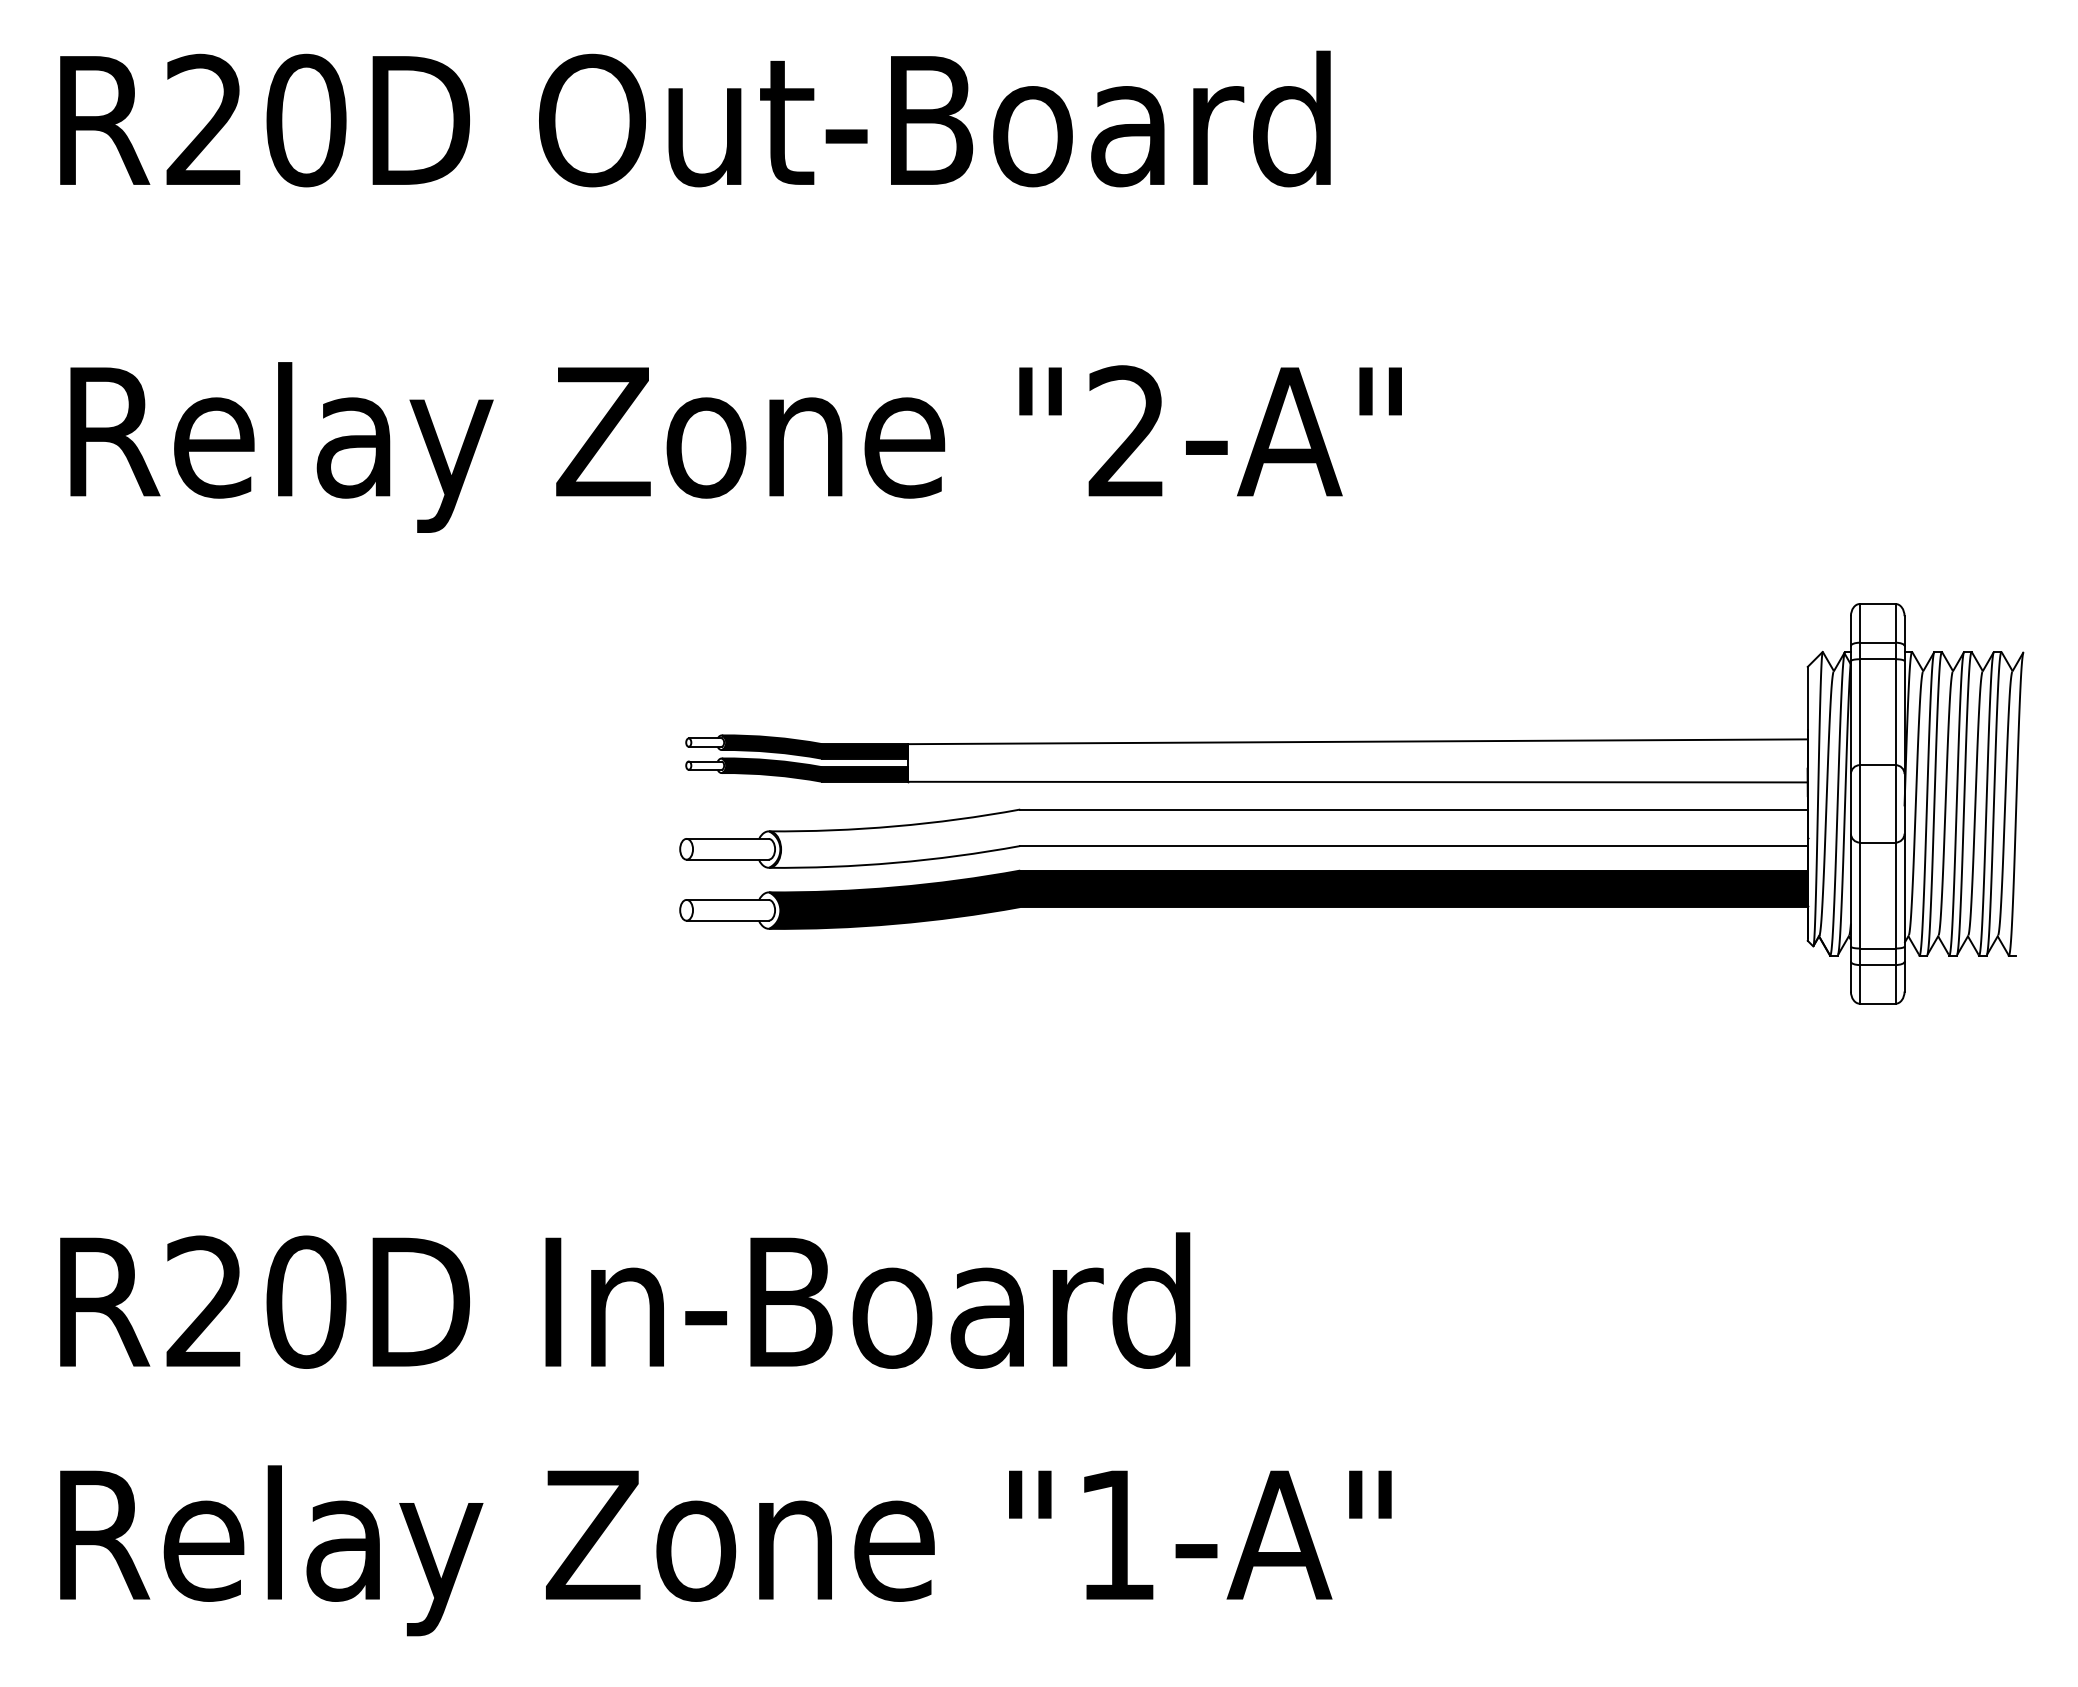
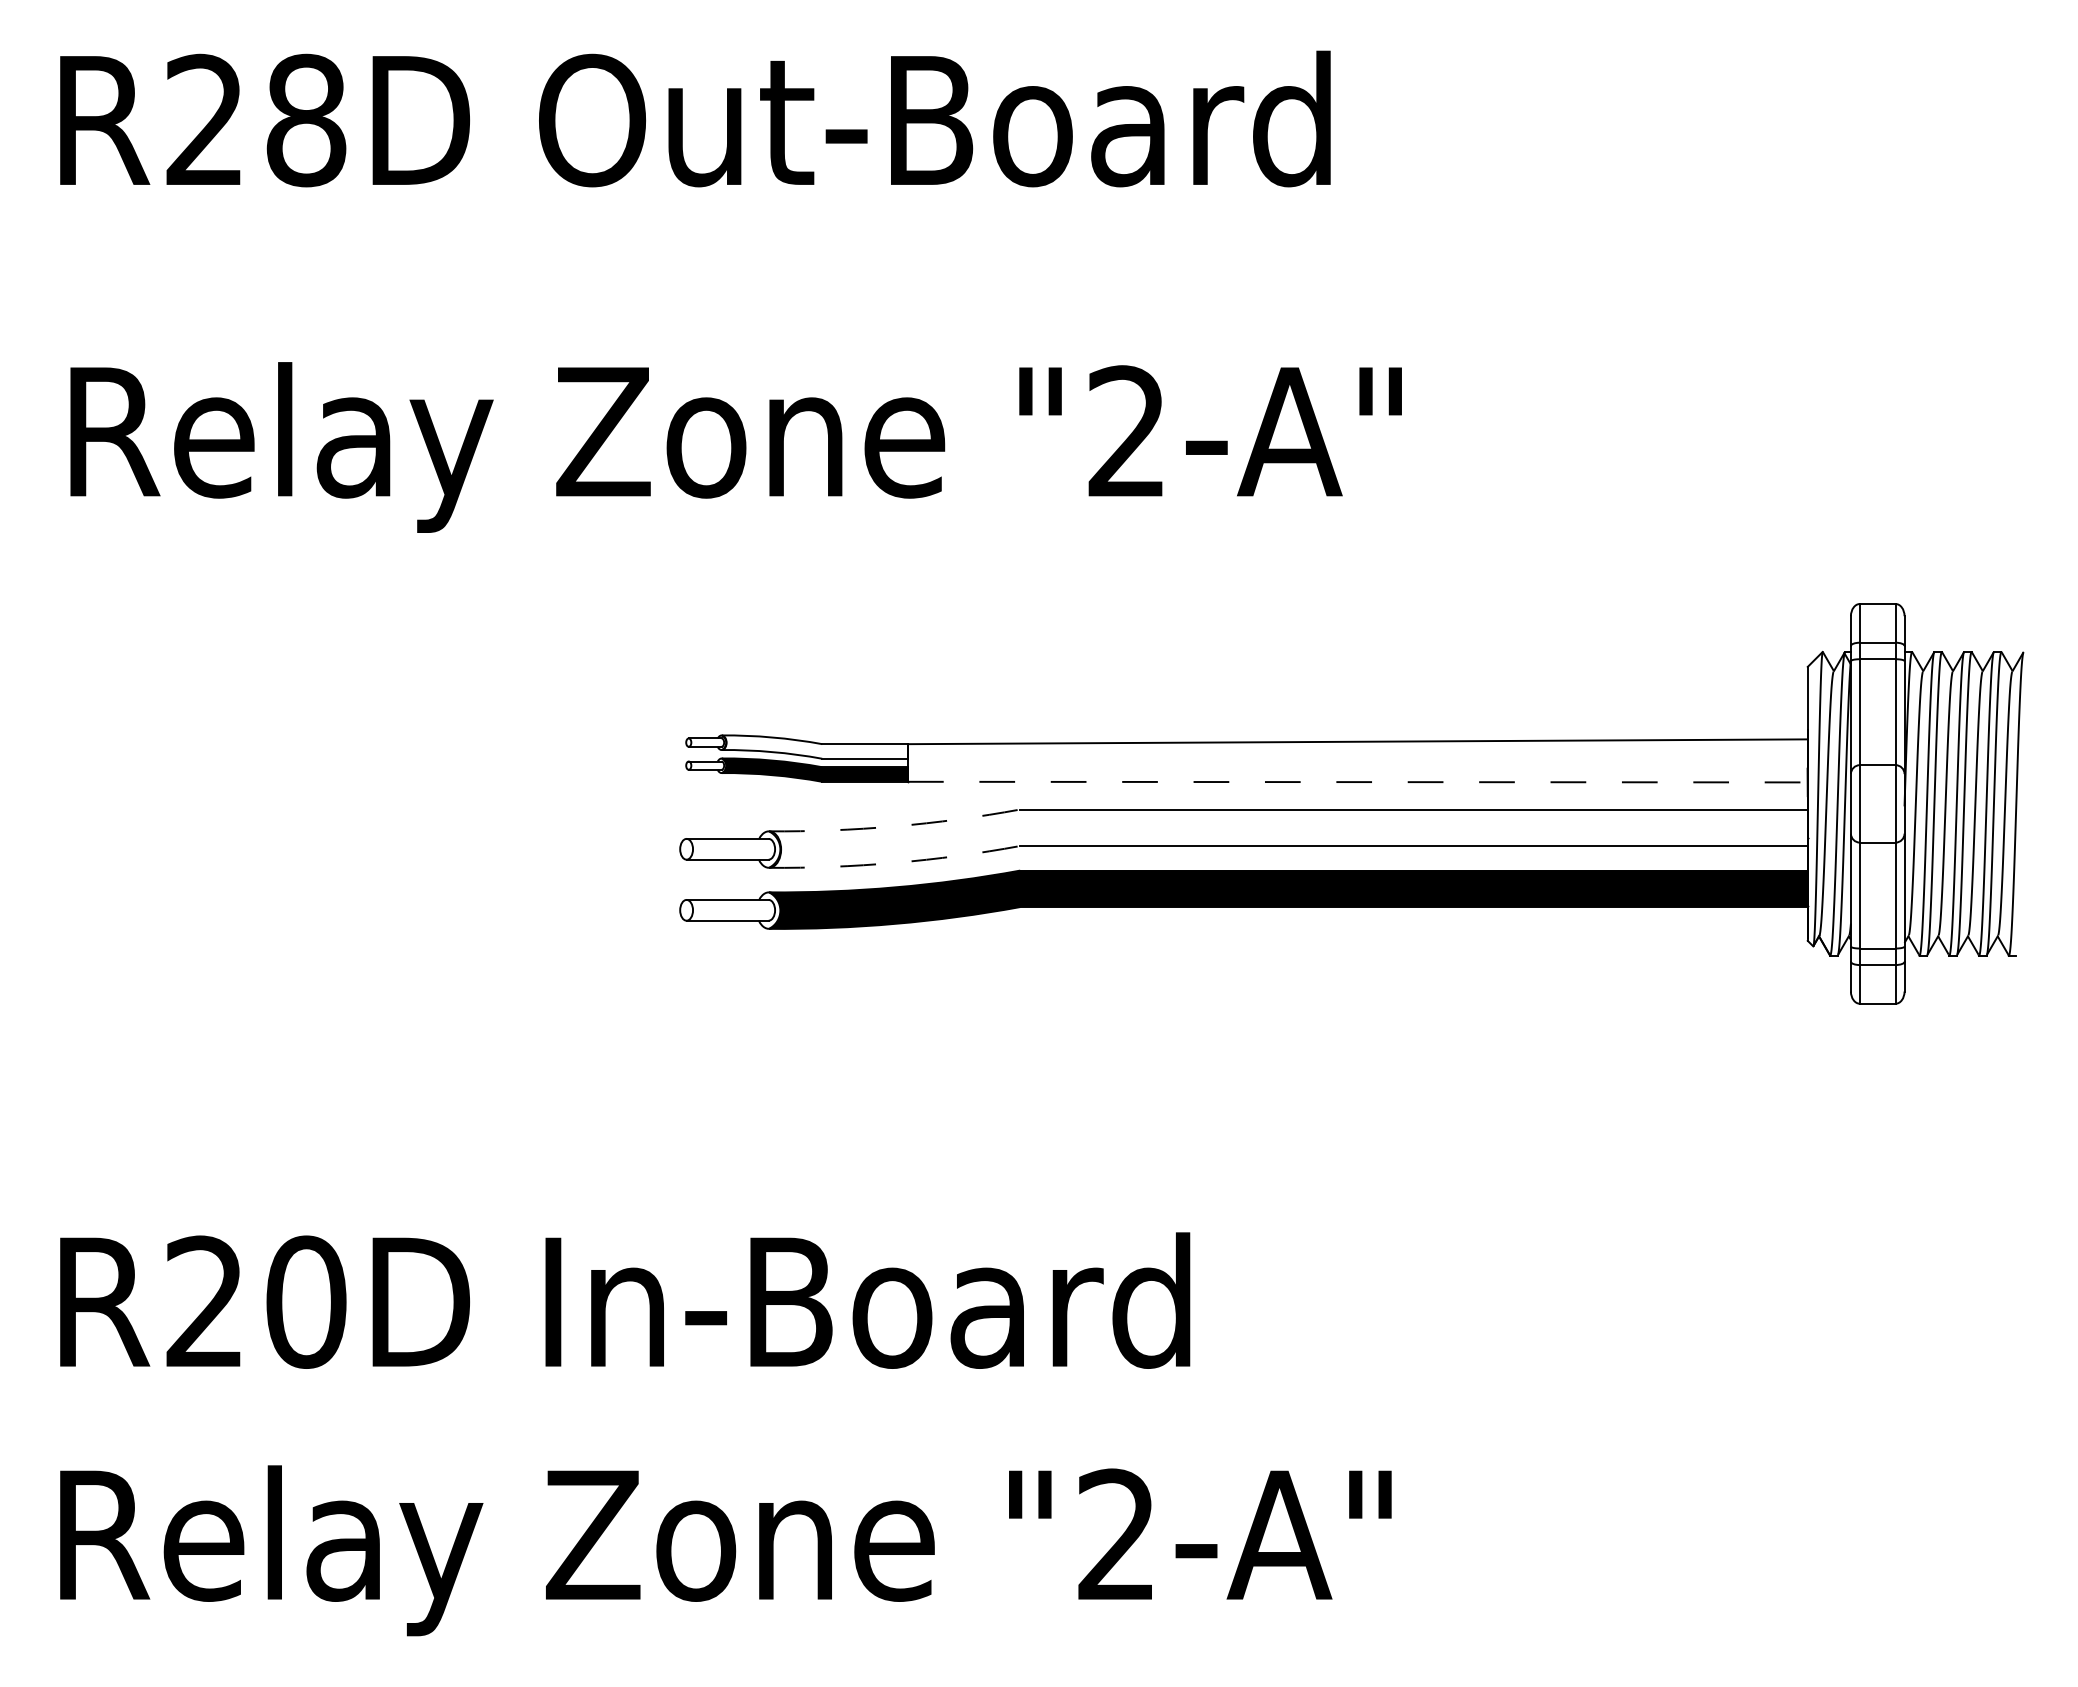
text: R20D -> R28D (306, 120)
fill: present -> none (814, 746)
line: solid -> dashed (1357, 782)
arc: solid -> dashed (895, 826)
arc: solid -> dashed (895, 862)
text: "1-A" -> "2-A" (1115, 1533)
